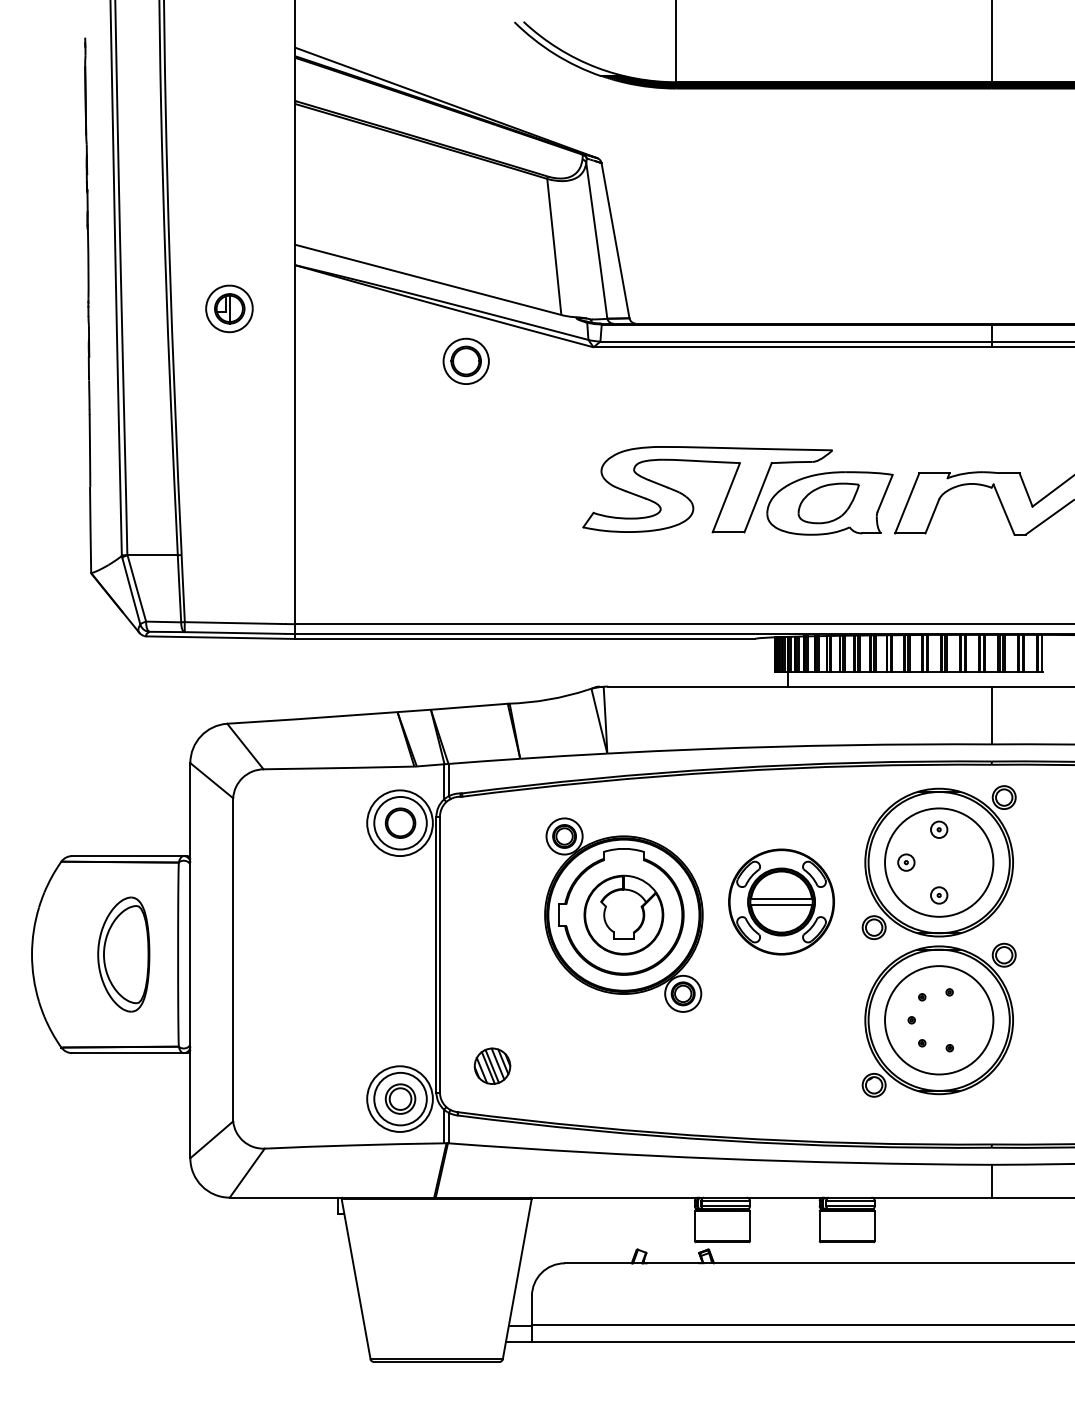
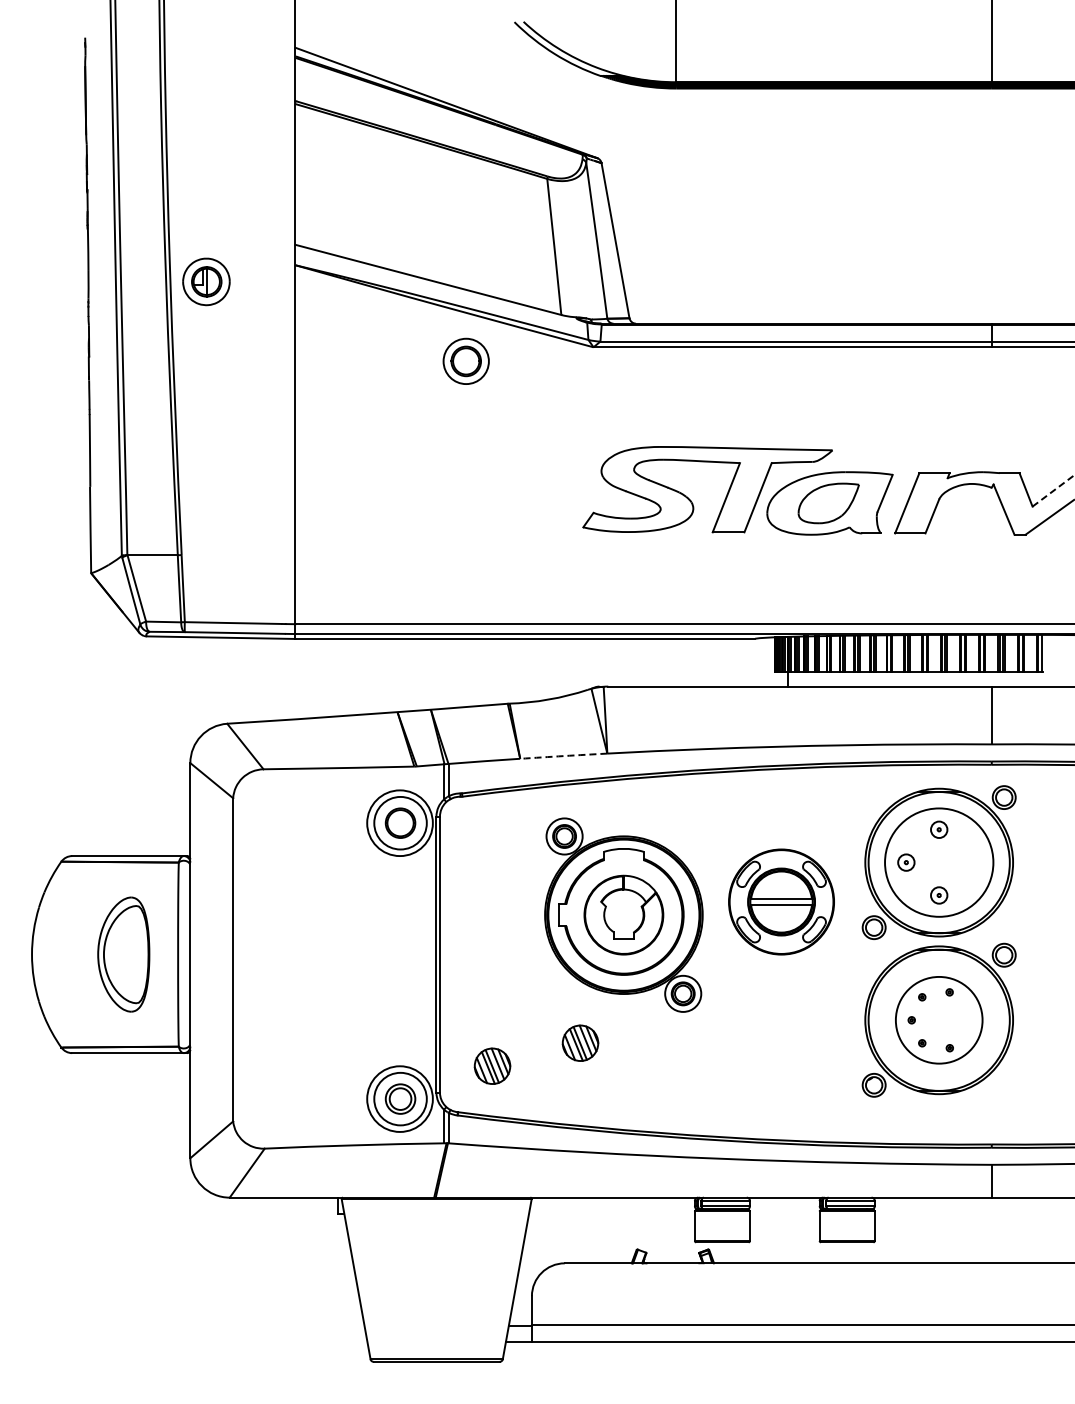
part position: (229, 308) -> (206, 281) (206, 281)
line: solid -> dashed (1054, 490)
arc: solid -> dashed (563, 756)
circle diameter: 108 px -> 87 px (938, 1019)
part: none -> present (580, 1042)
